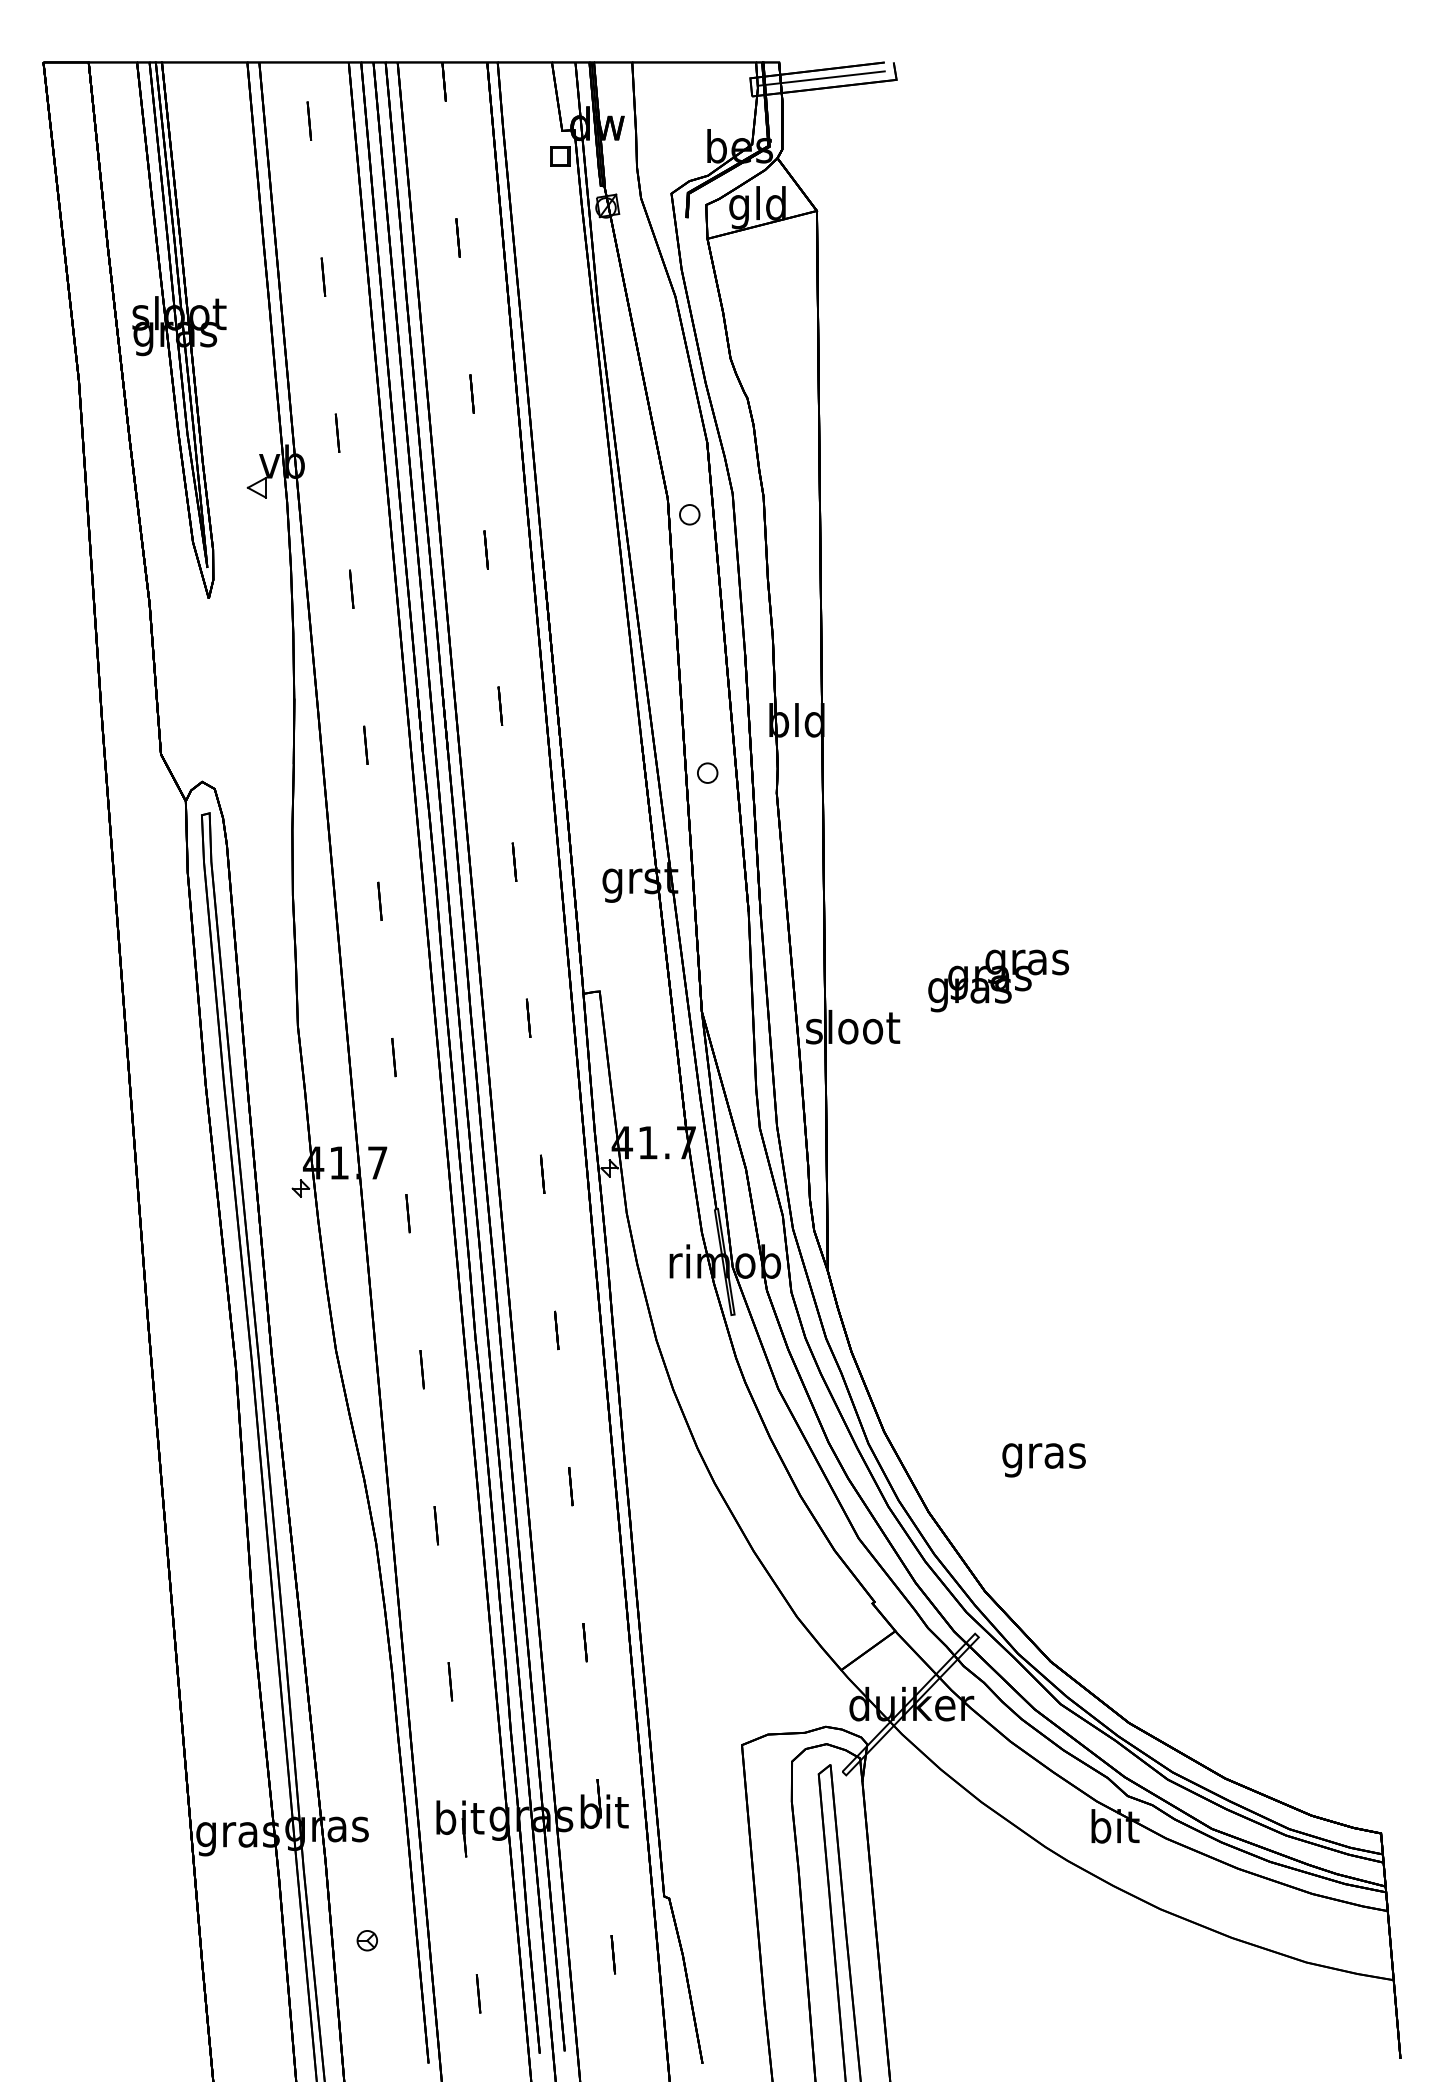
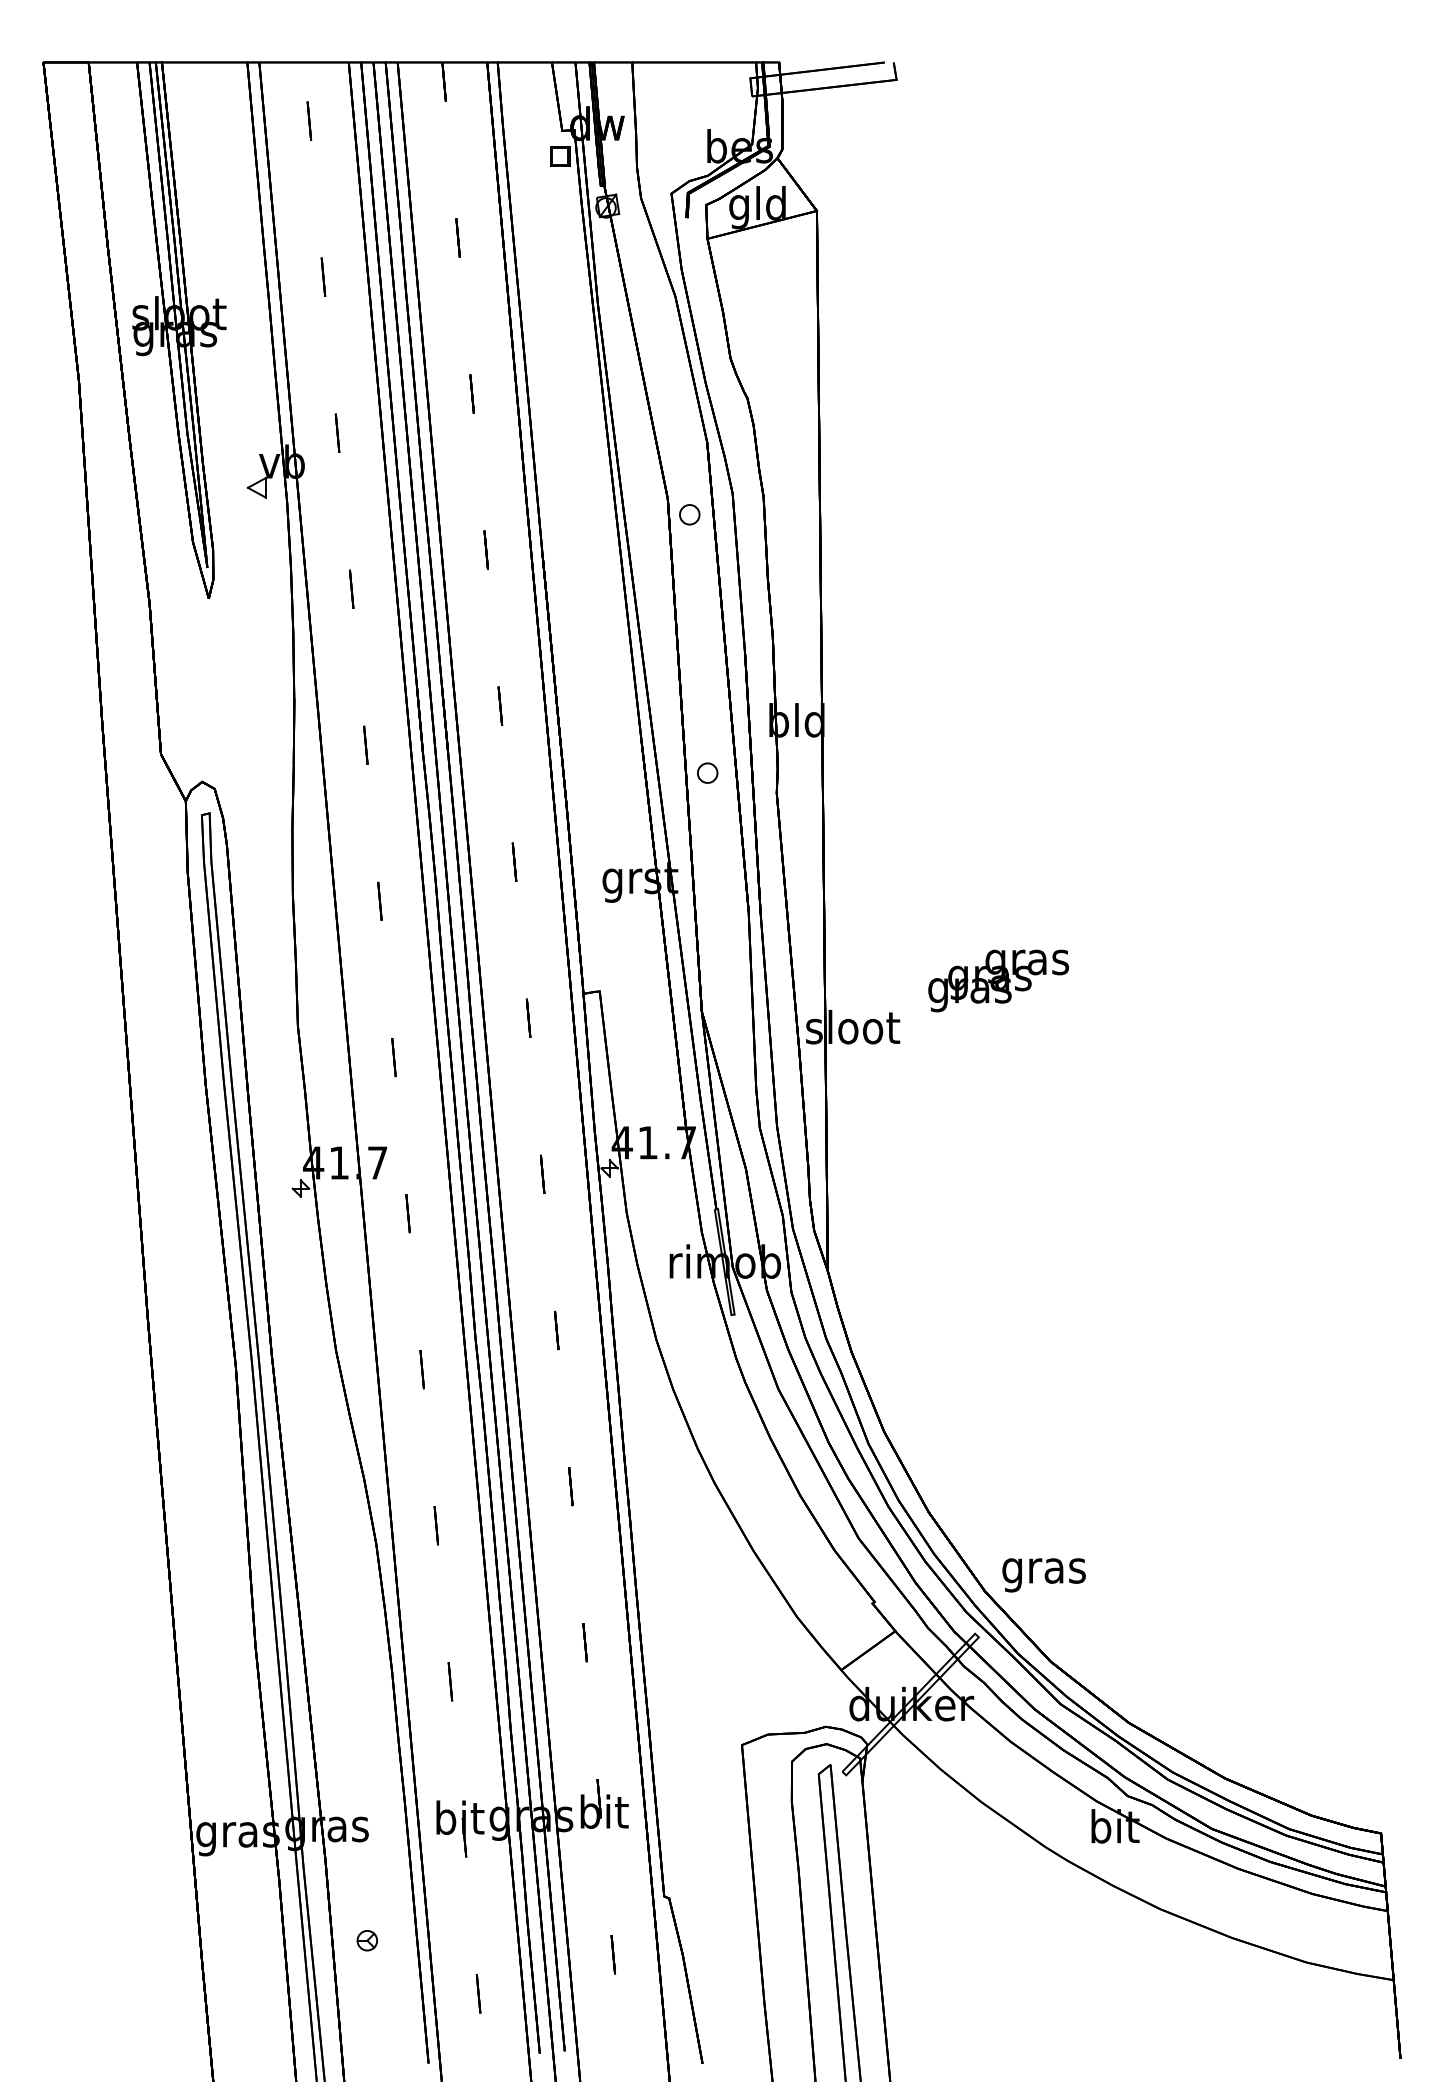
line: present -> none (821, 78)
text position: (1043, 1460) -> (1043, 1575) (1043, 1575)
